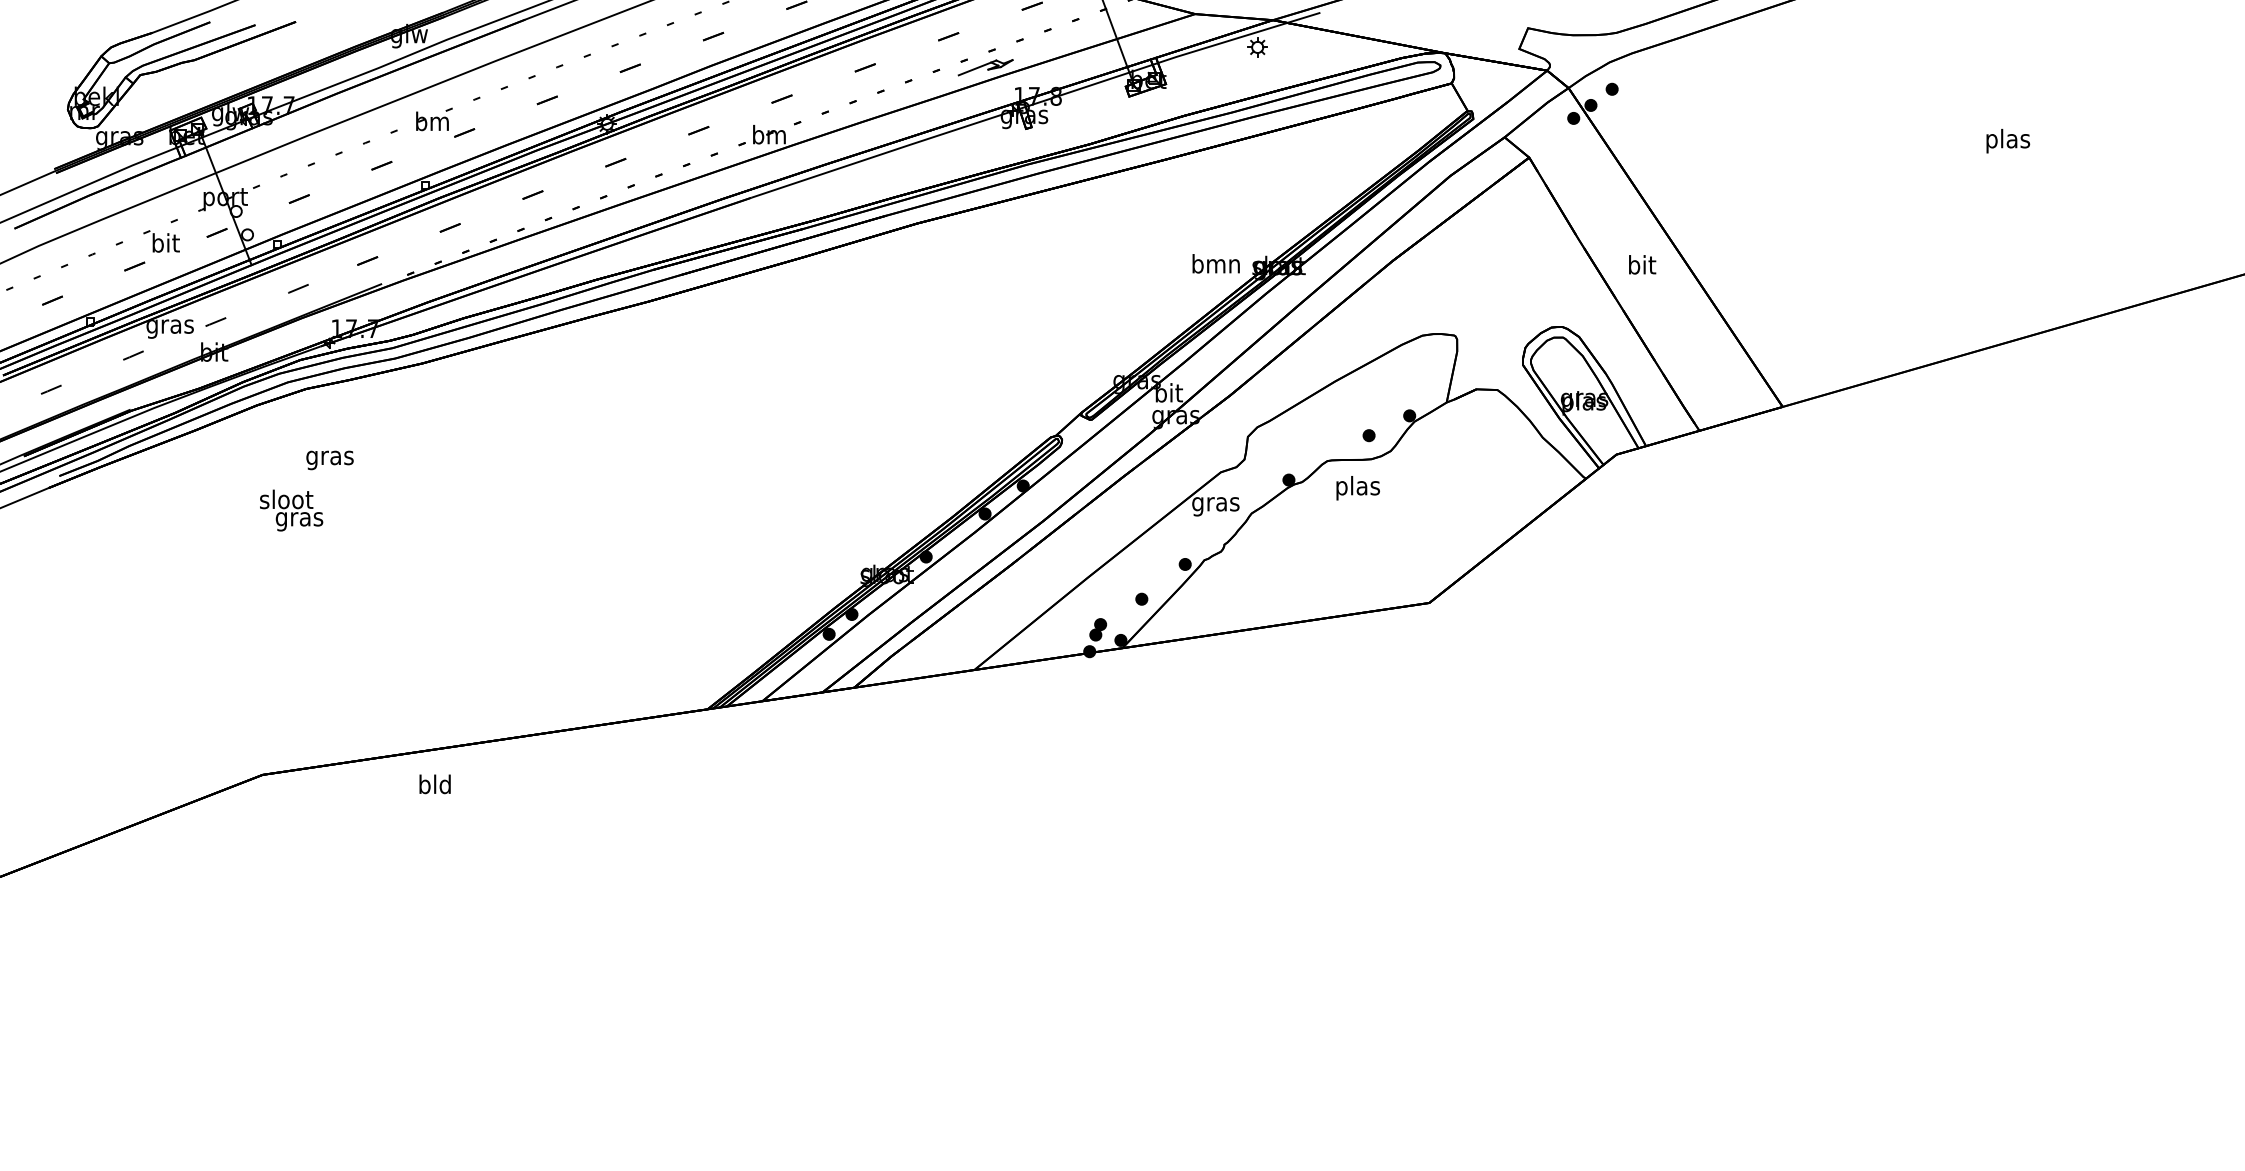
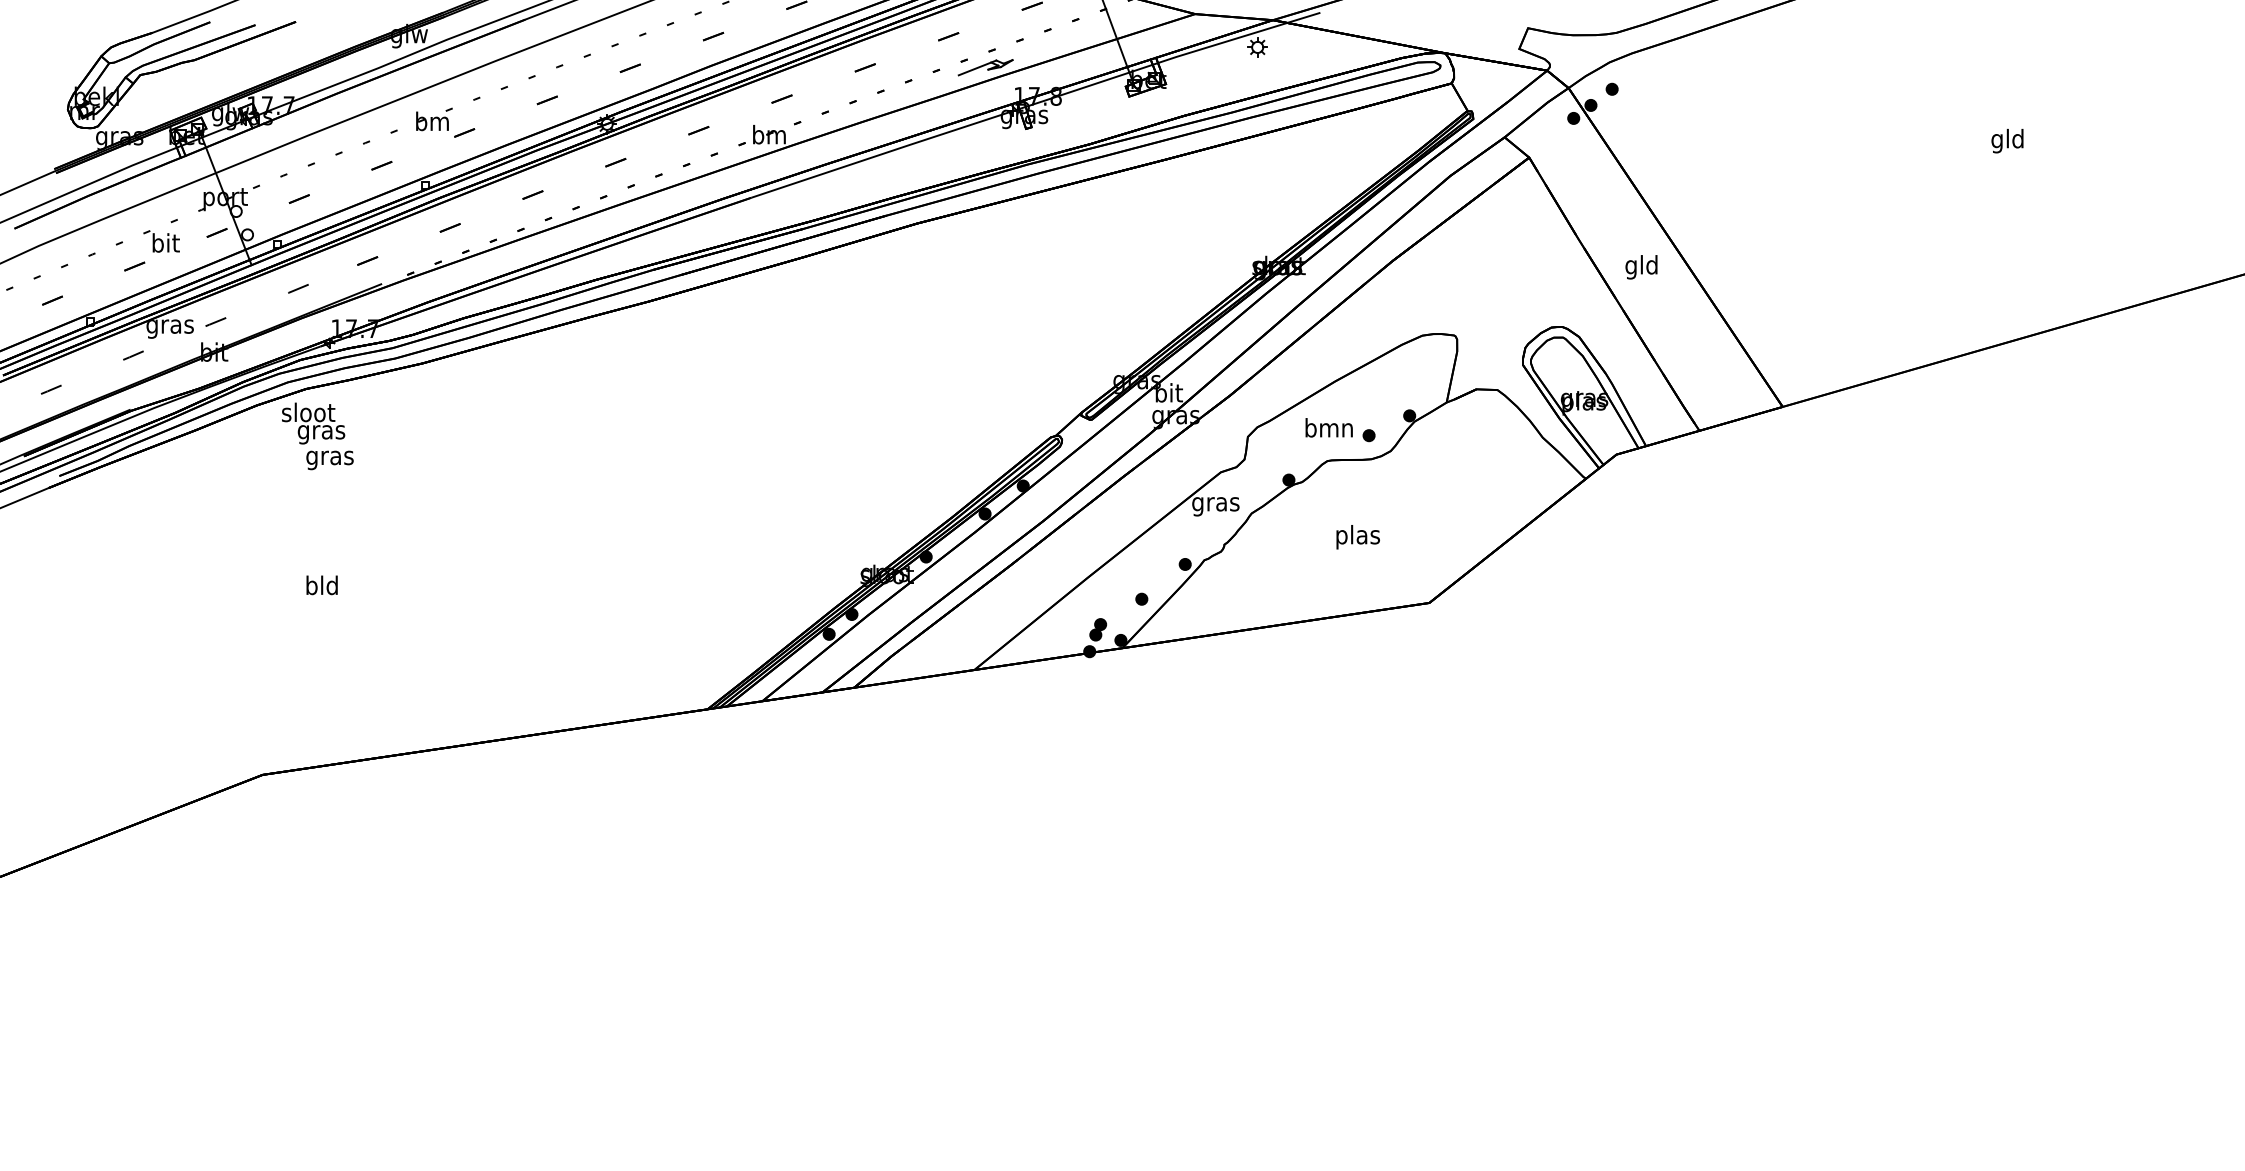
text: plas -> gld (2008, 140)
text position: (1215, 263) -> (1328, 427) (1328, 427)
text: bit -> gld (1641, 267)
text position: (1357, 488) -> (1357, 537) (1357, 537)
text position: (291, 510) -> (313, 423) (313, 423)
text position: (434, 784) -> (321, 585) (321, 585)
